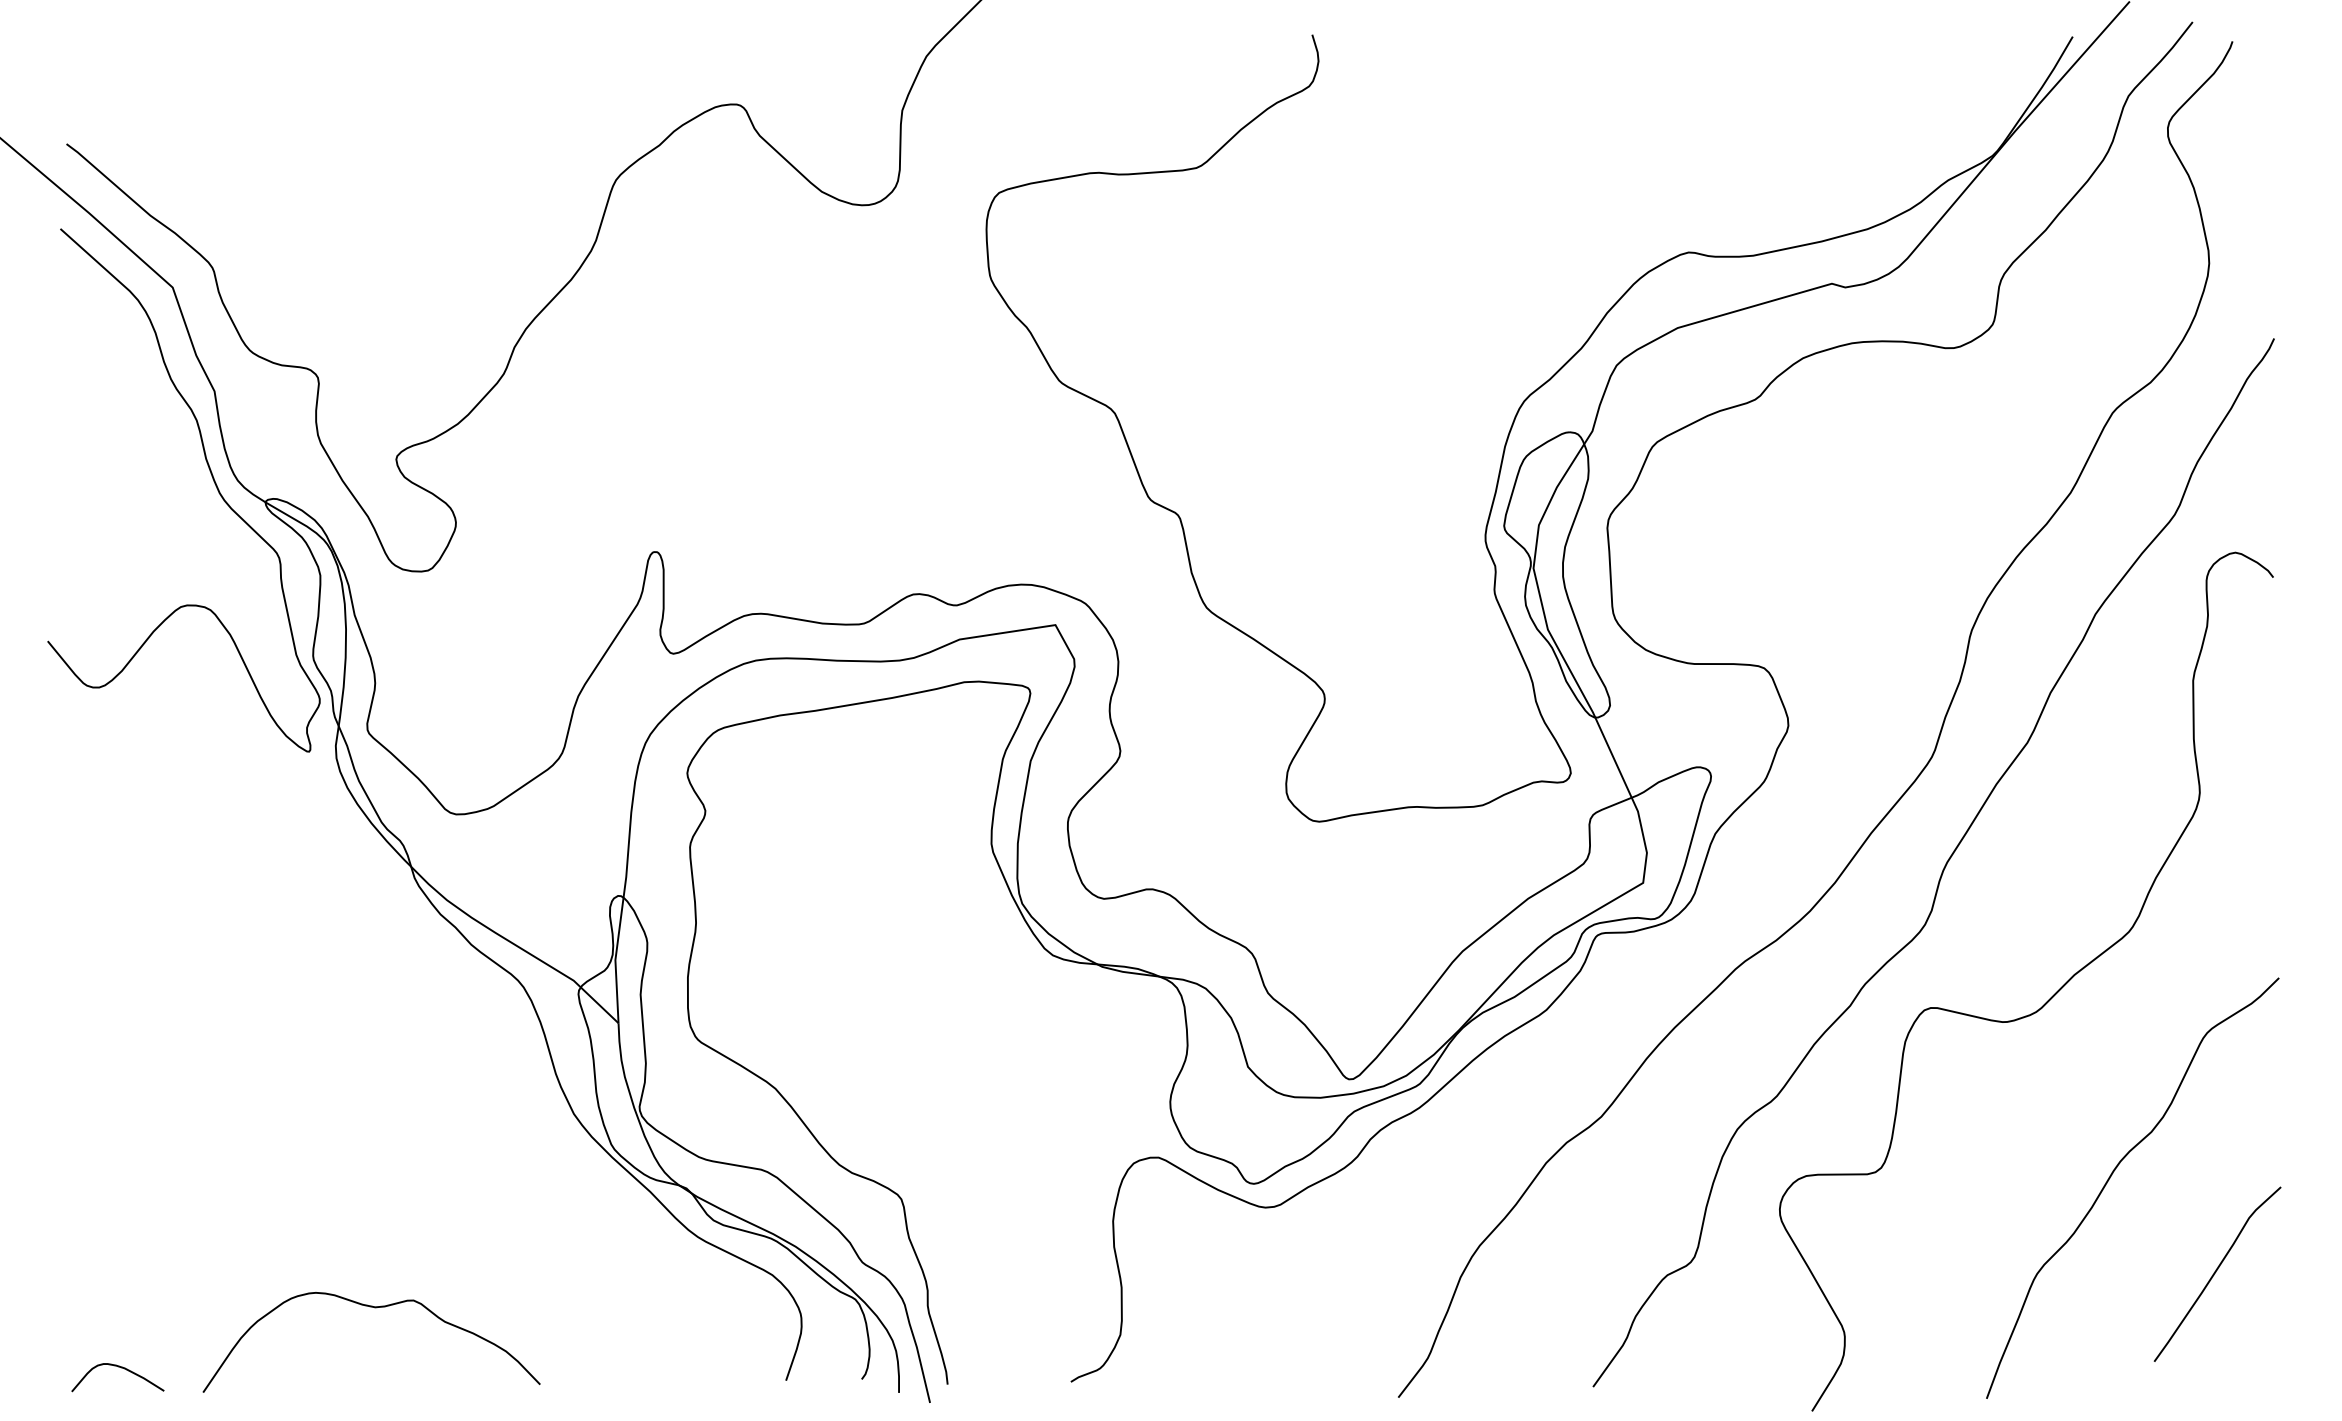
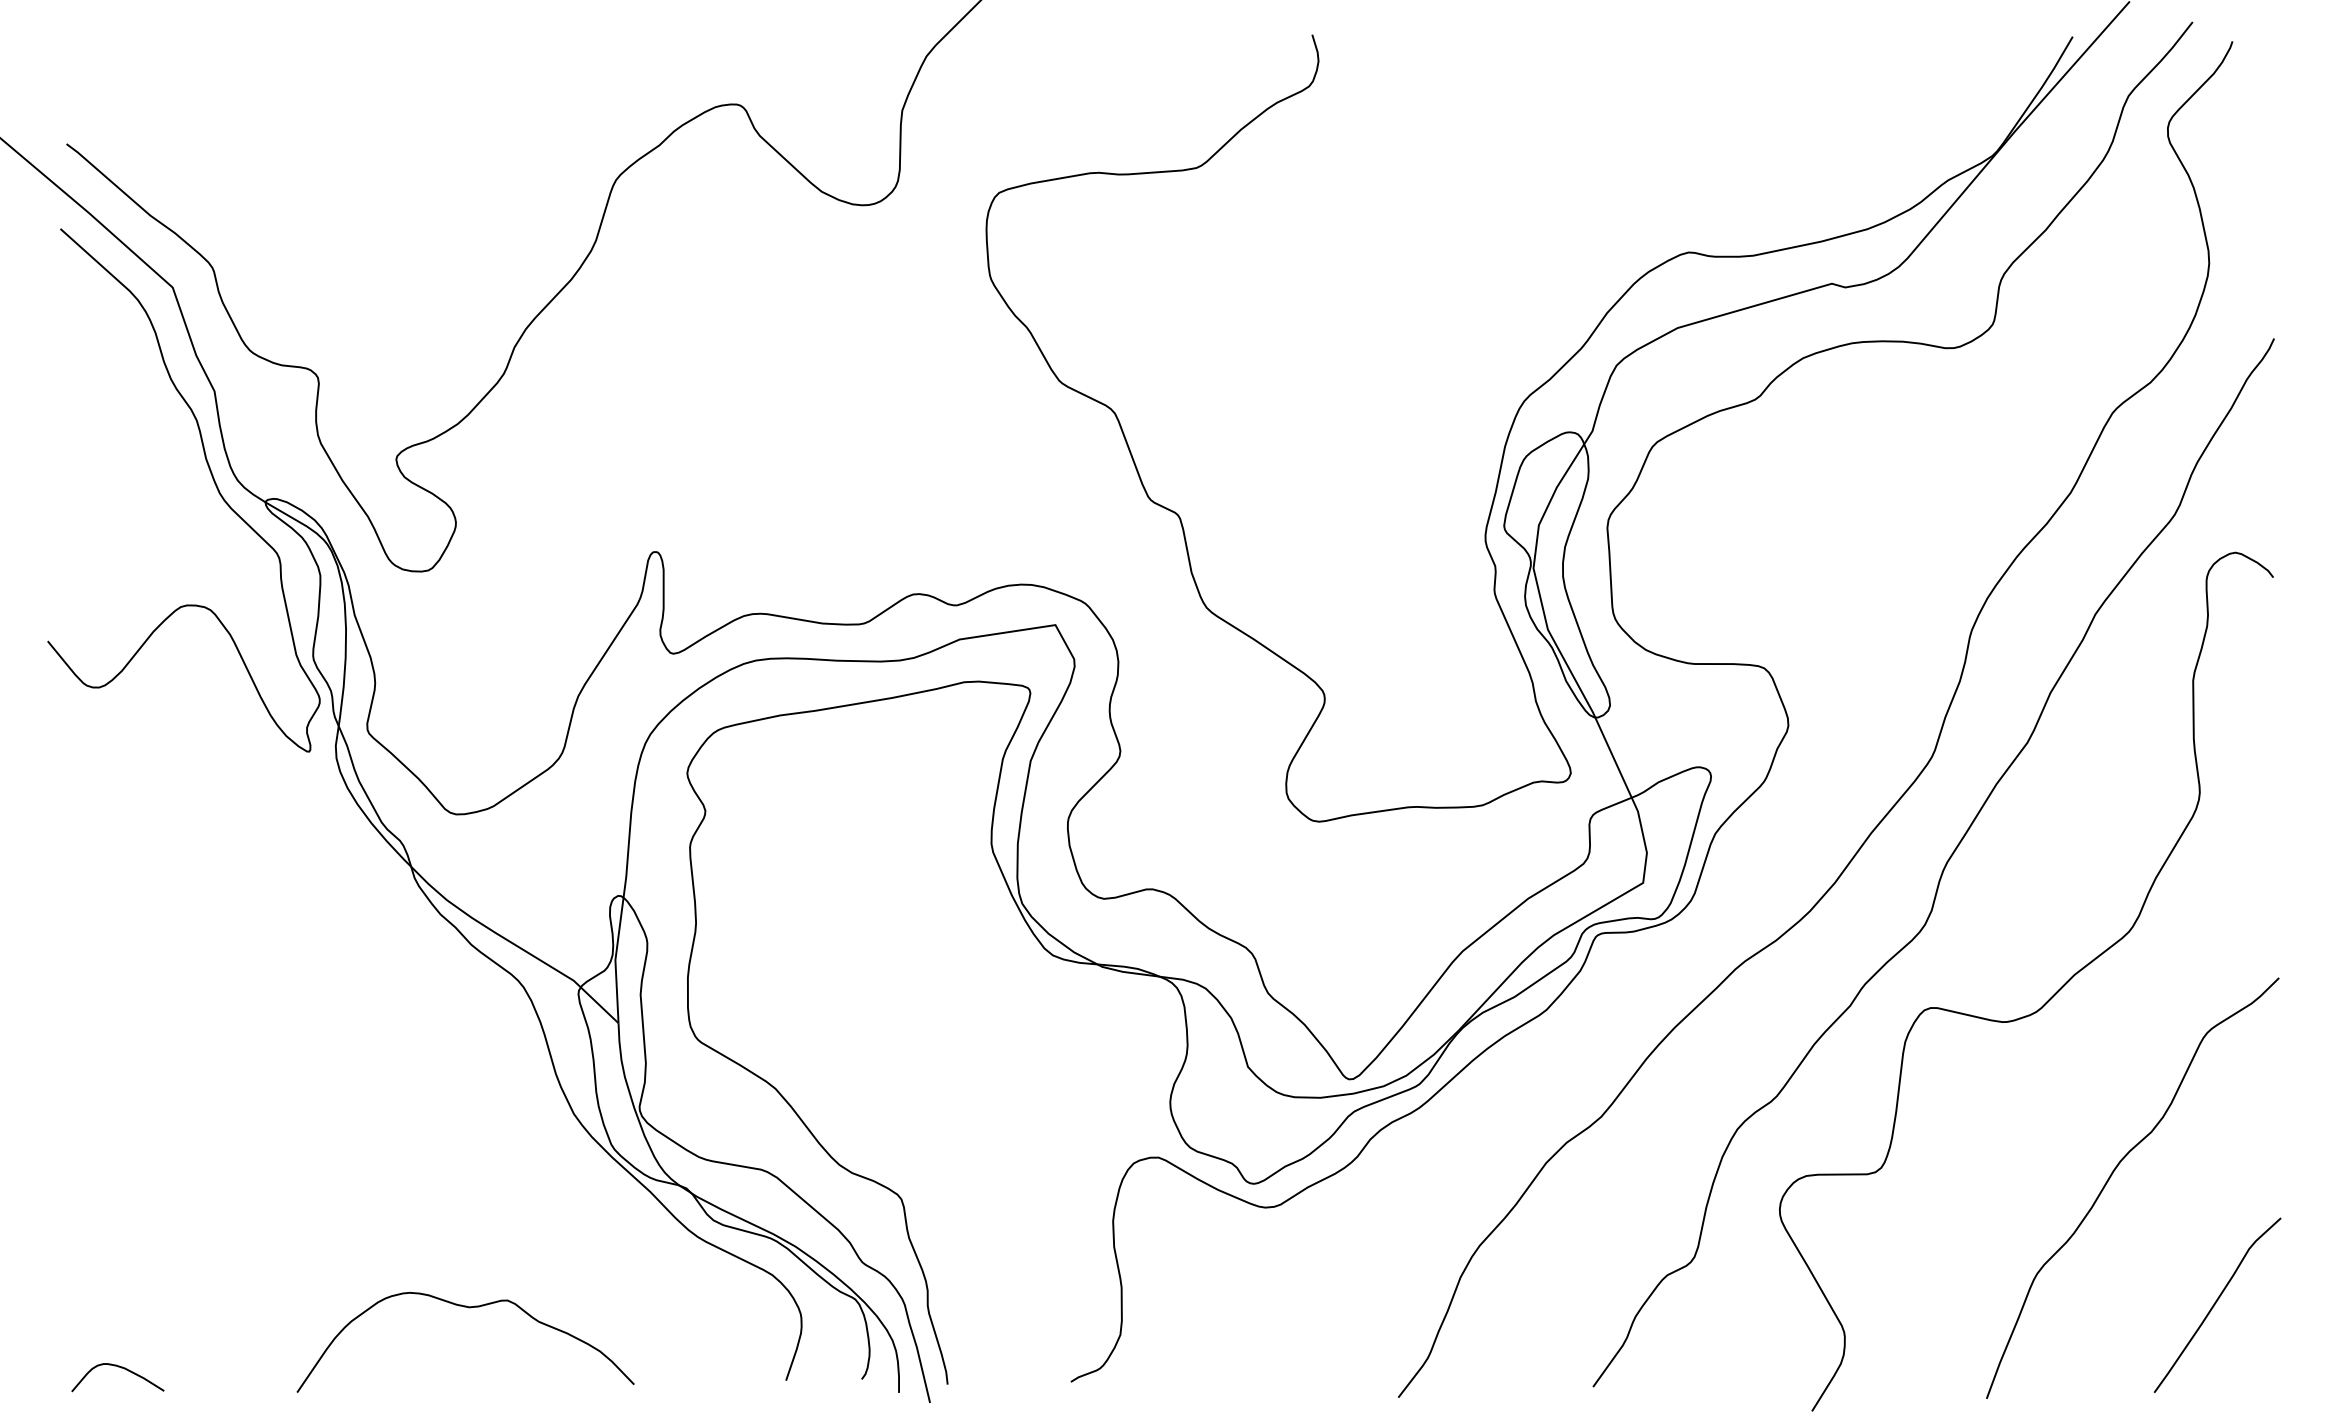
curve position: (2216, 1272) -> (2216, 1303) (2216, 1303)
curve position: (374, 1308) -> (468, 1308) (468, 1308)
